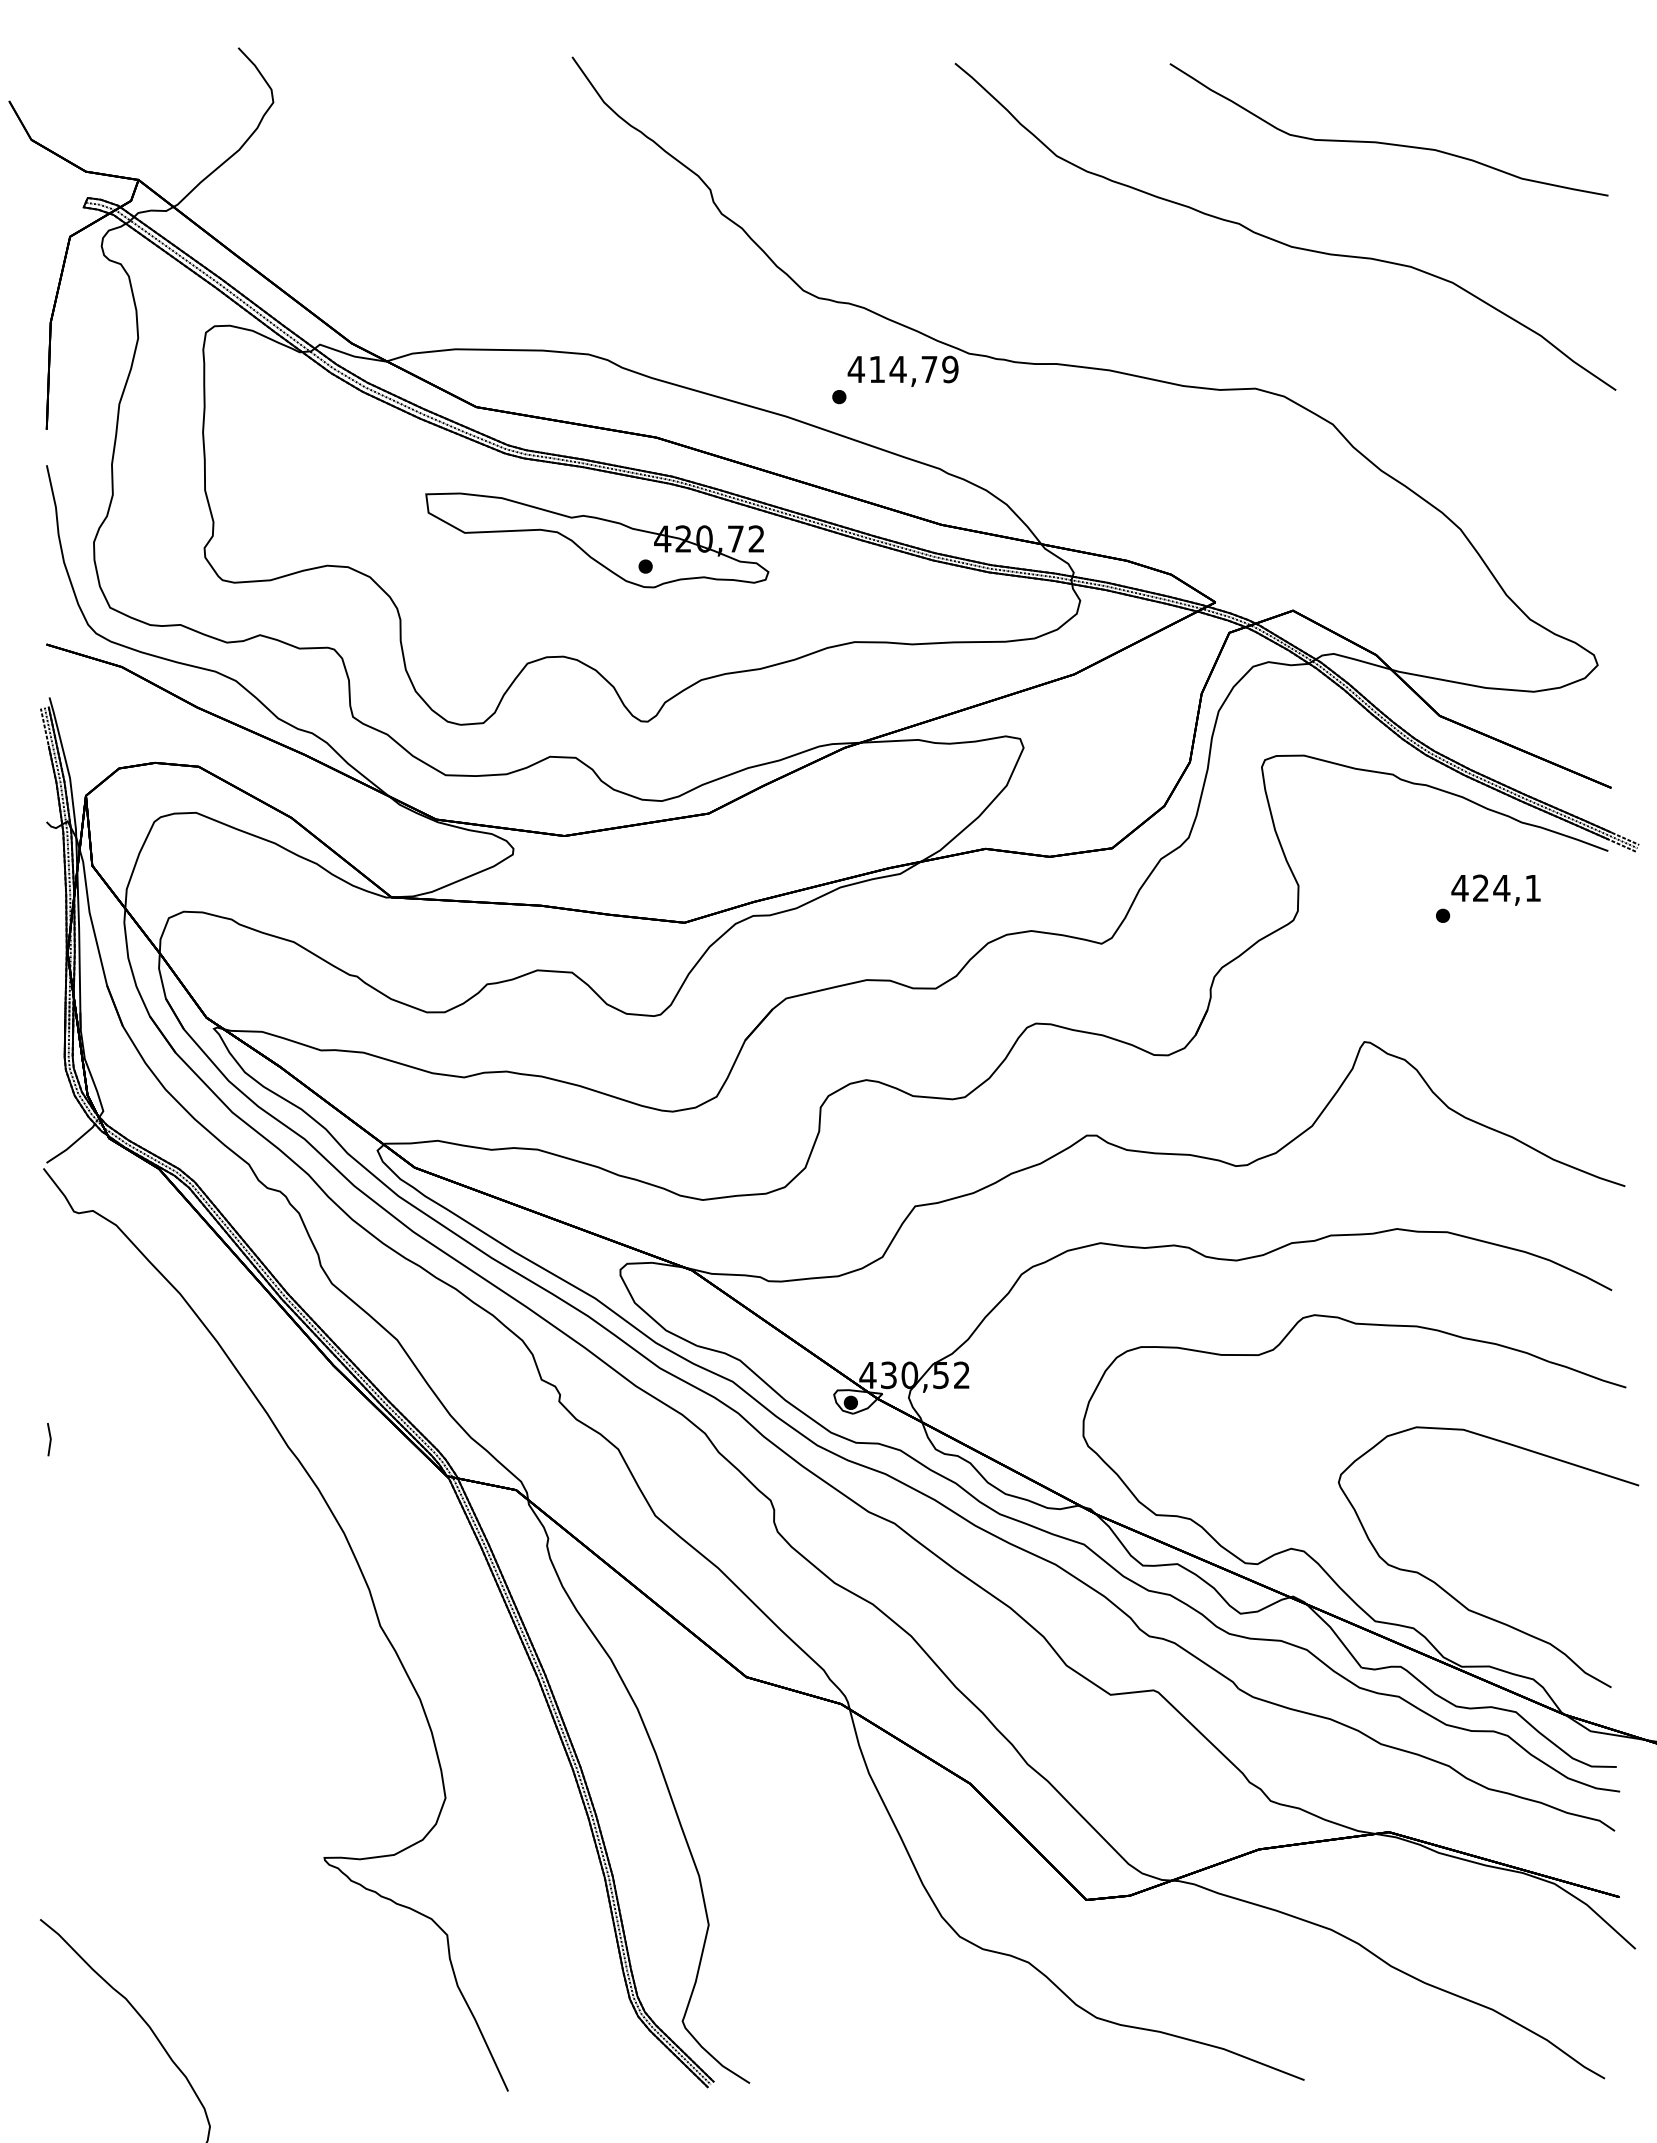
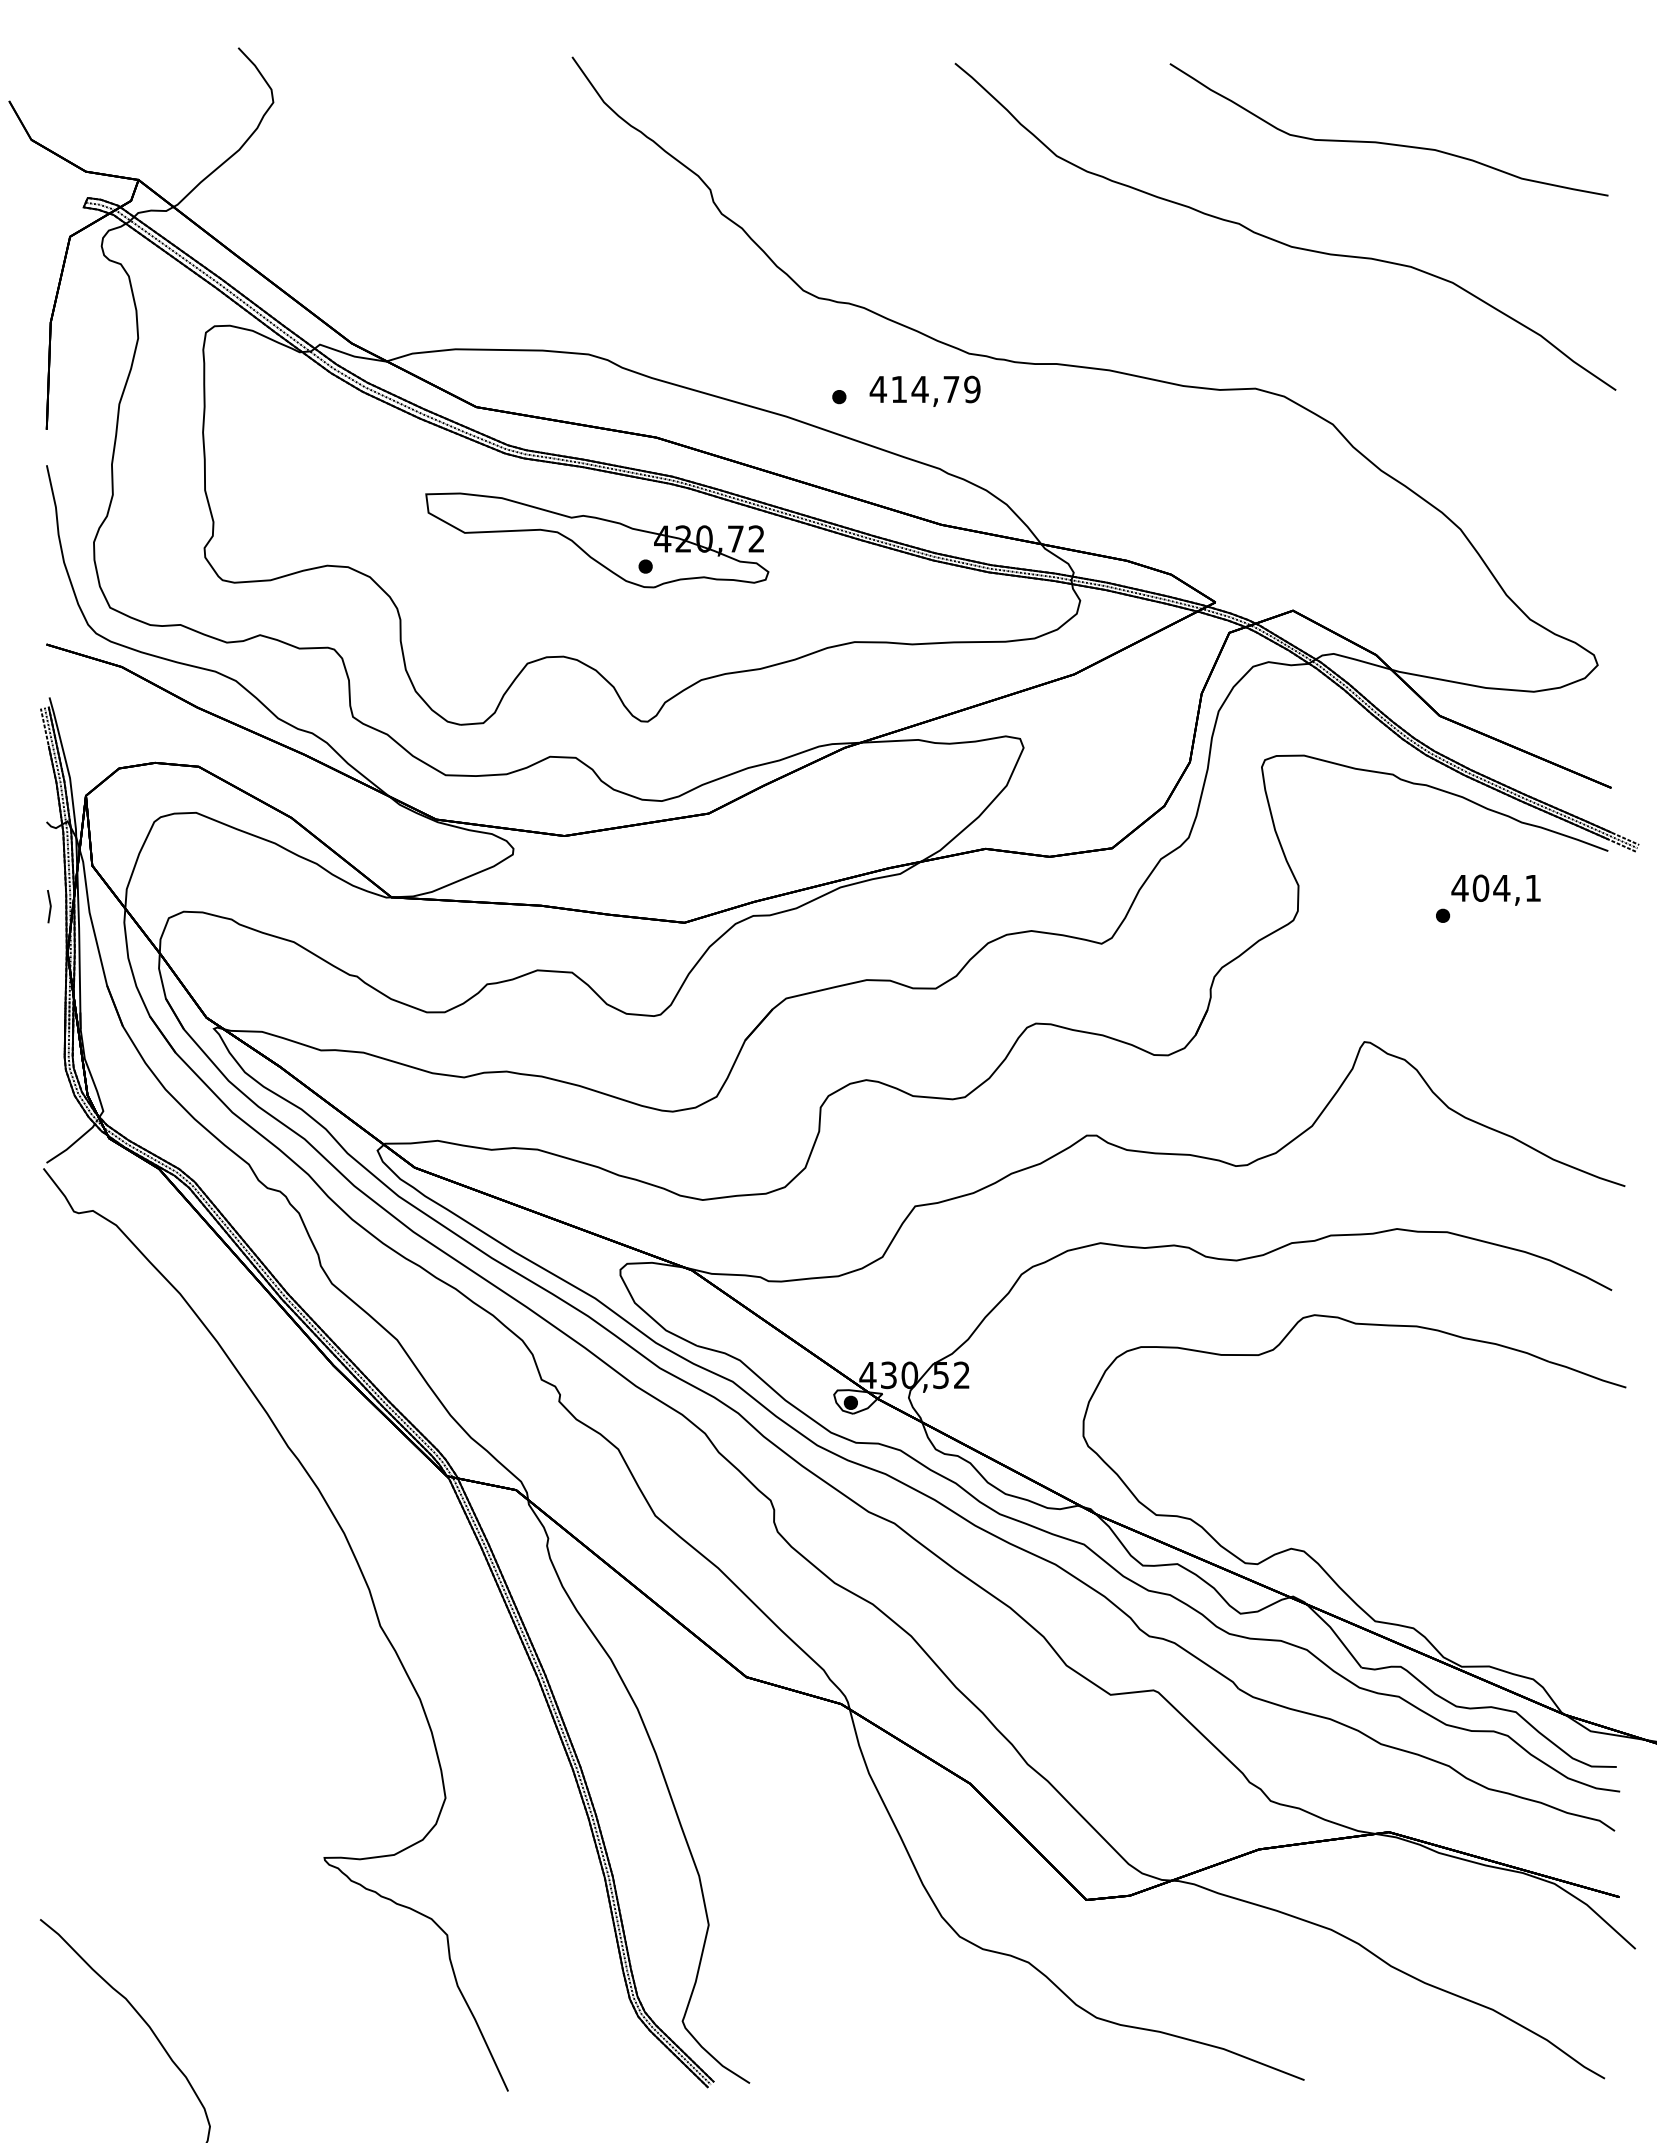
text position: (902, 370) -> (924, 390) (924, 390)
text: 424,1 -> 404,1 (1480, 887)
line position: (49, 1439) -> (49, 906) (49, 906)
curve: present -> none (1457, 1599)
